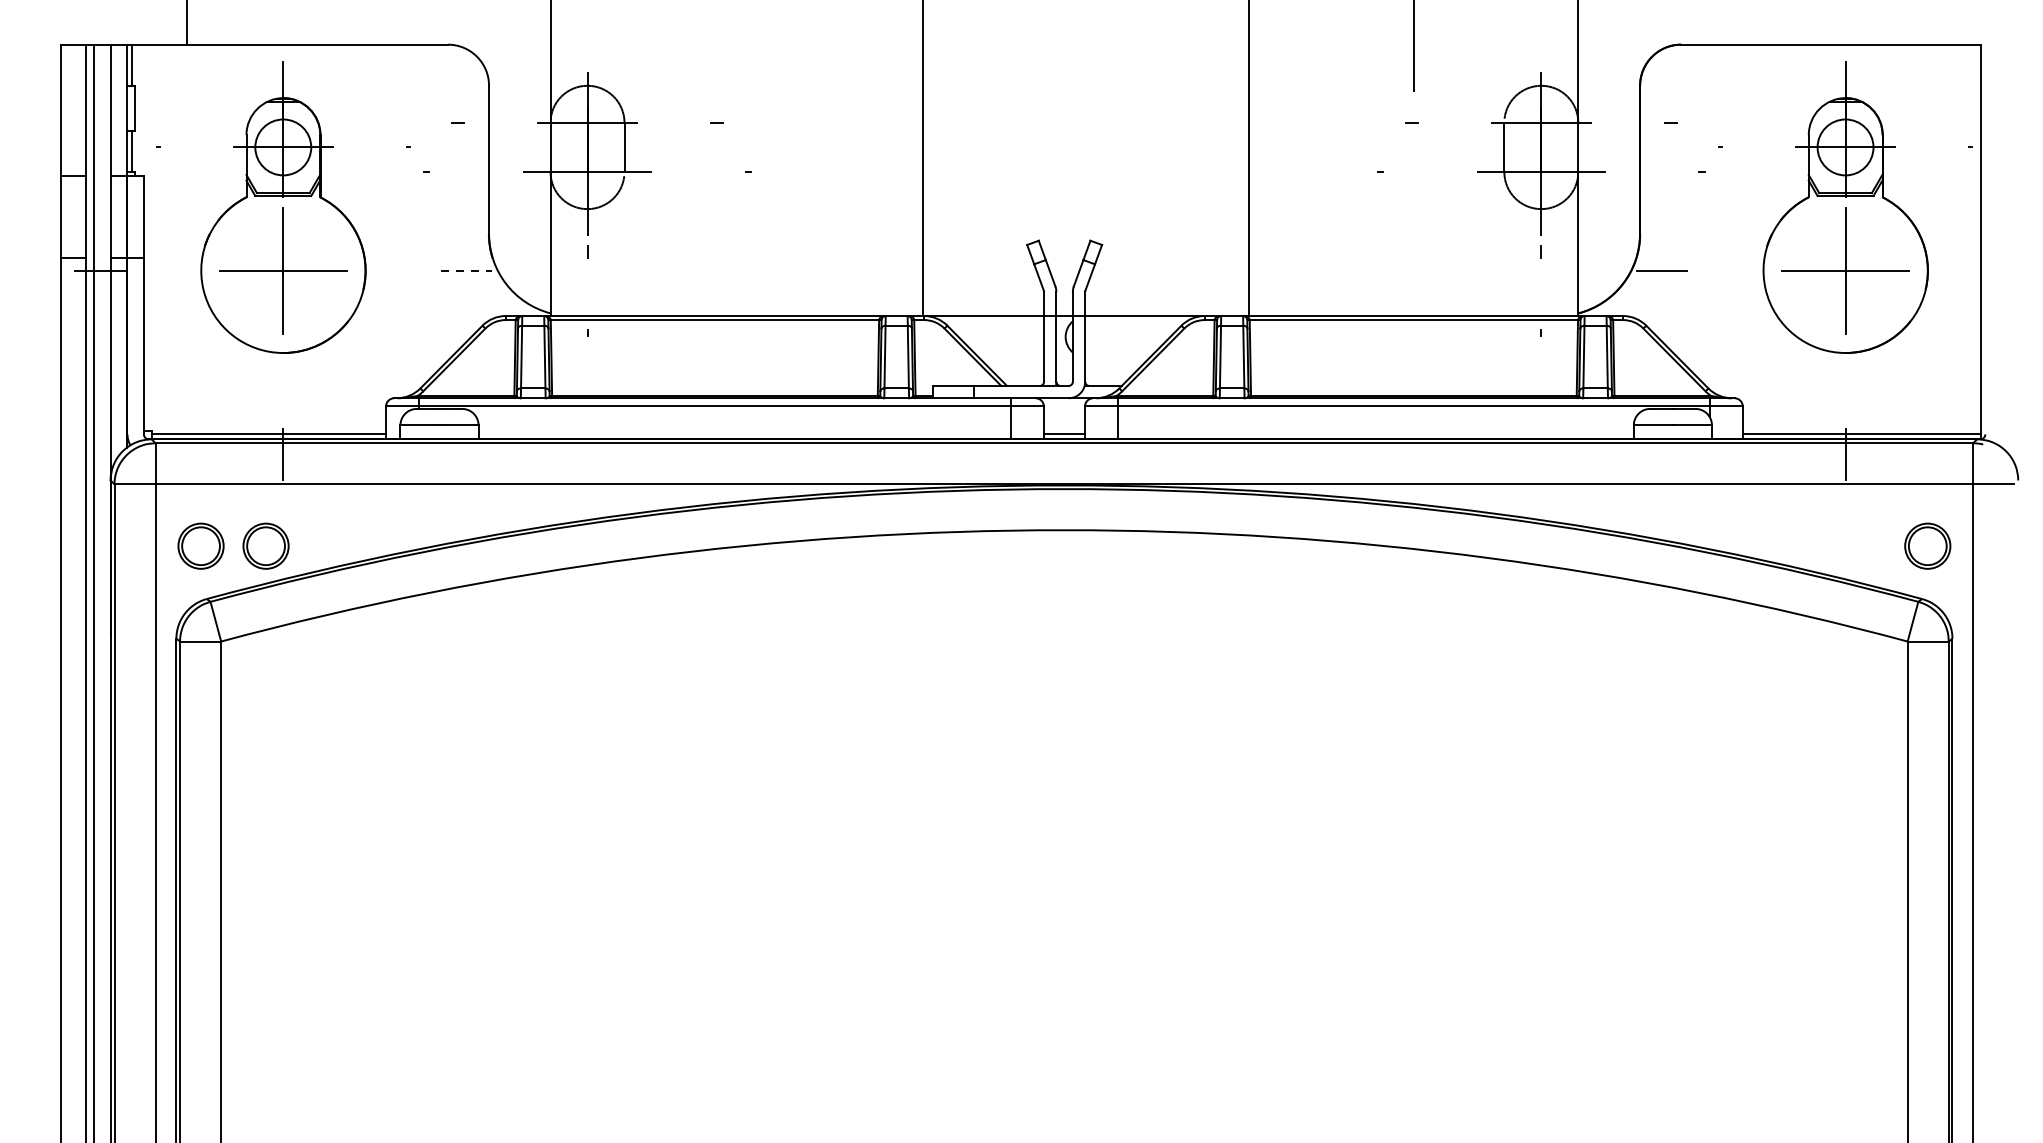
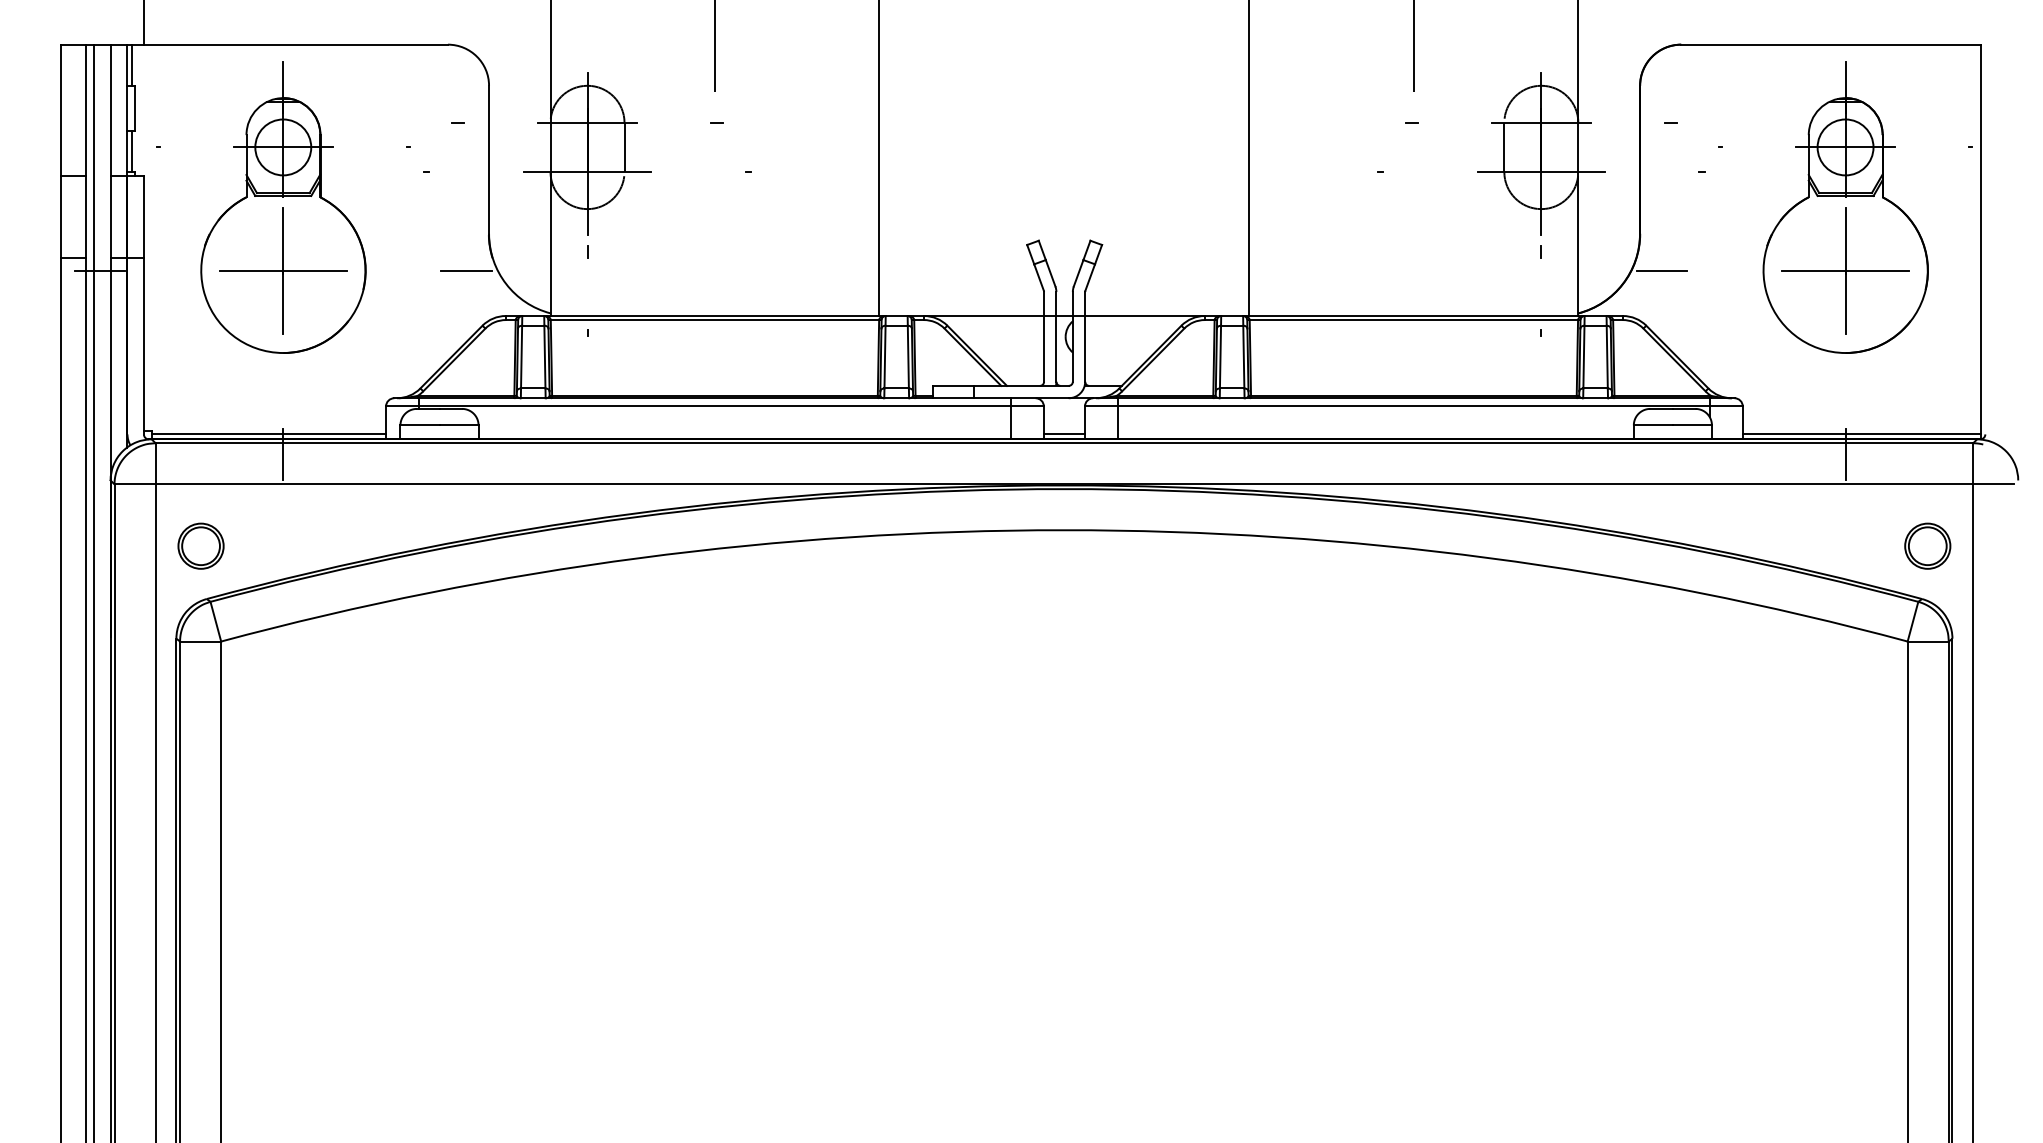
line position: (186, 23) -> (143, 23) (143, 23)
line: none -> present (714, 46)
line position: (923, 159) -> (879, 159) (879, 159)
line: dashed -> solid (467, 270)
part: present -> none (265, 545)
